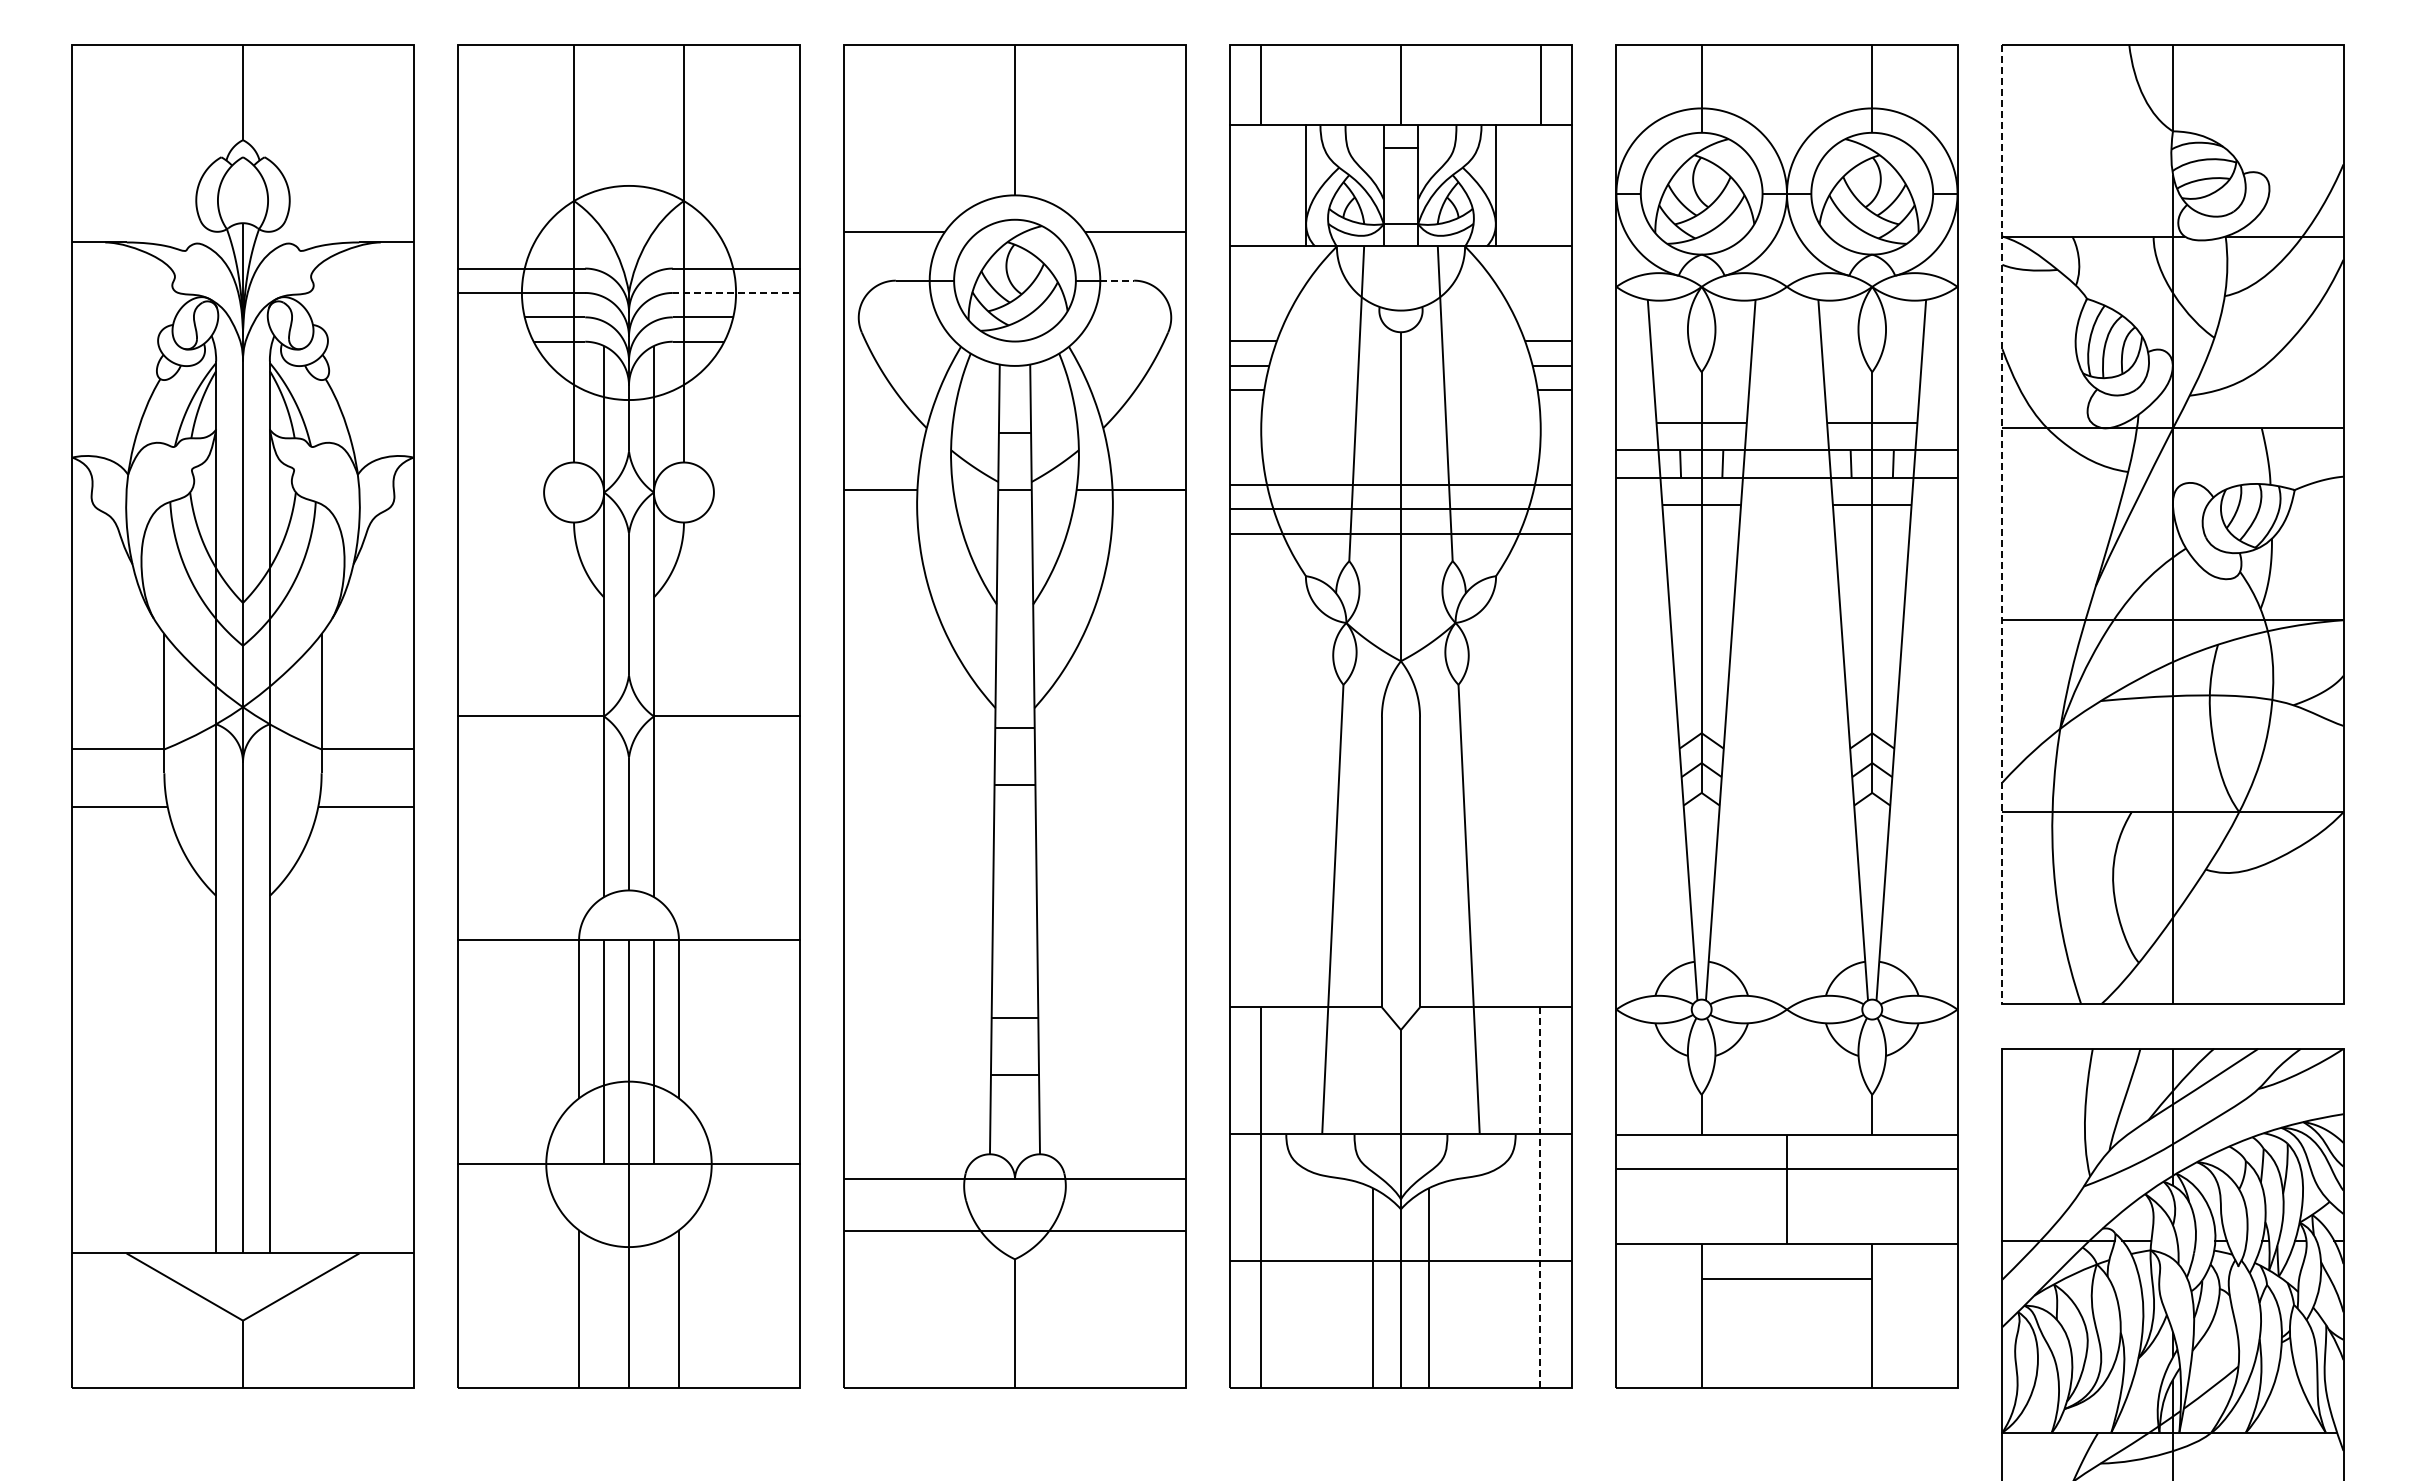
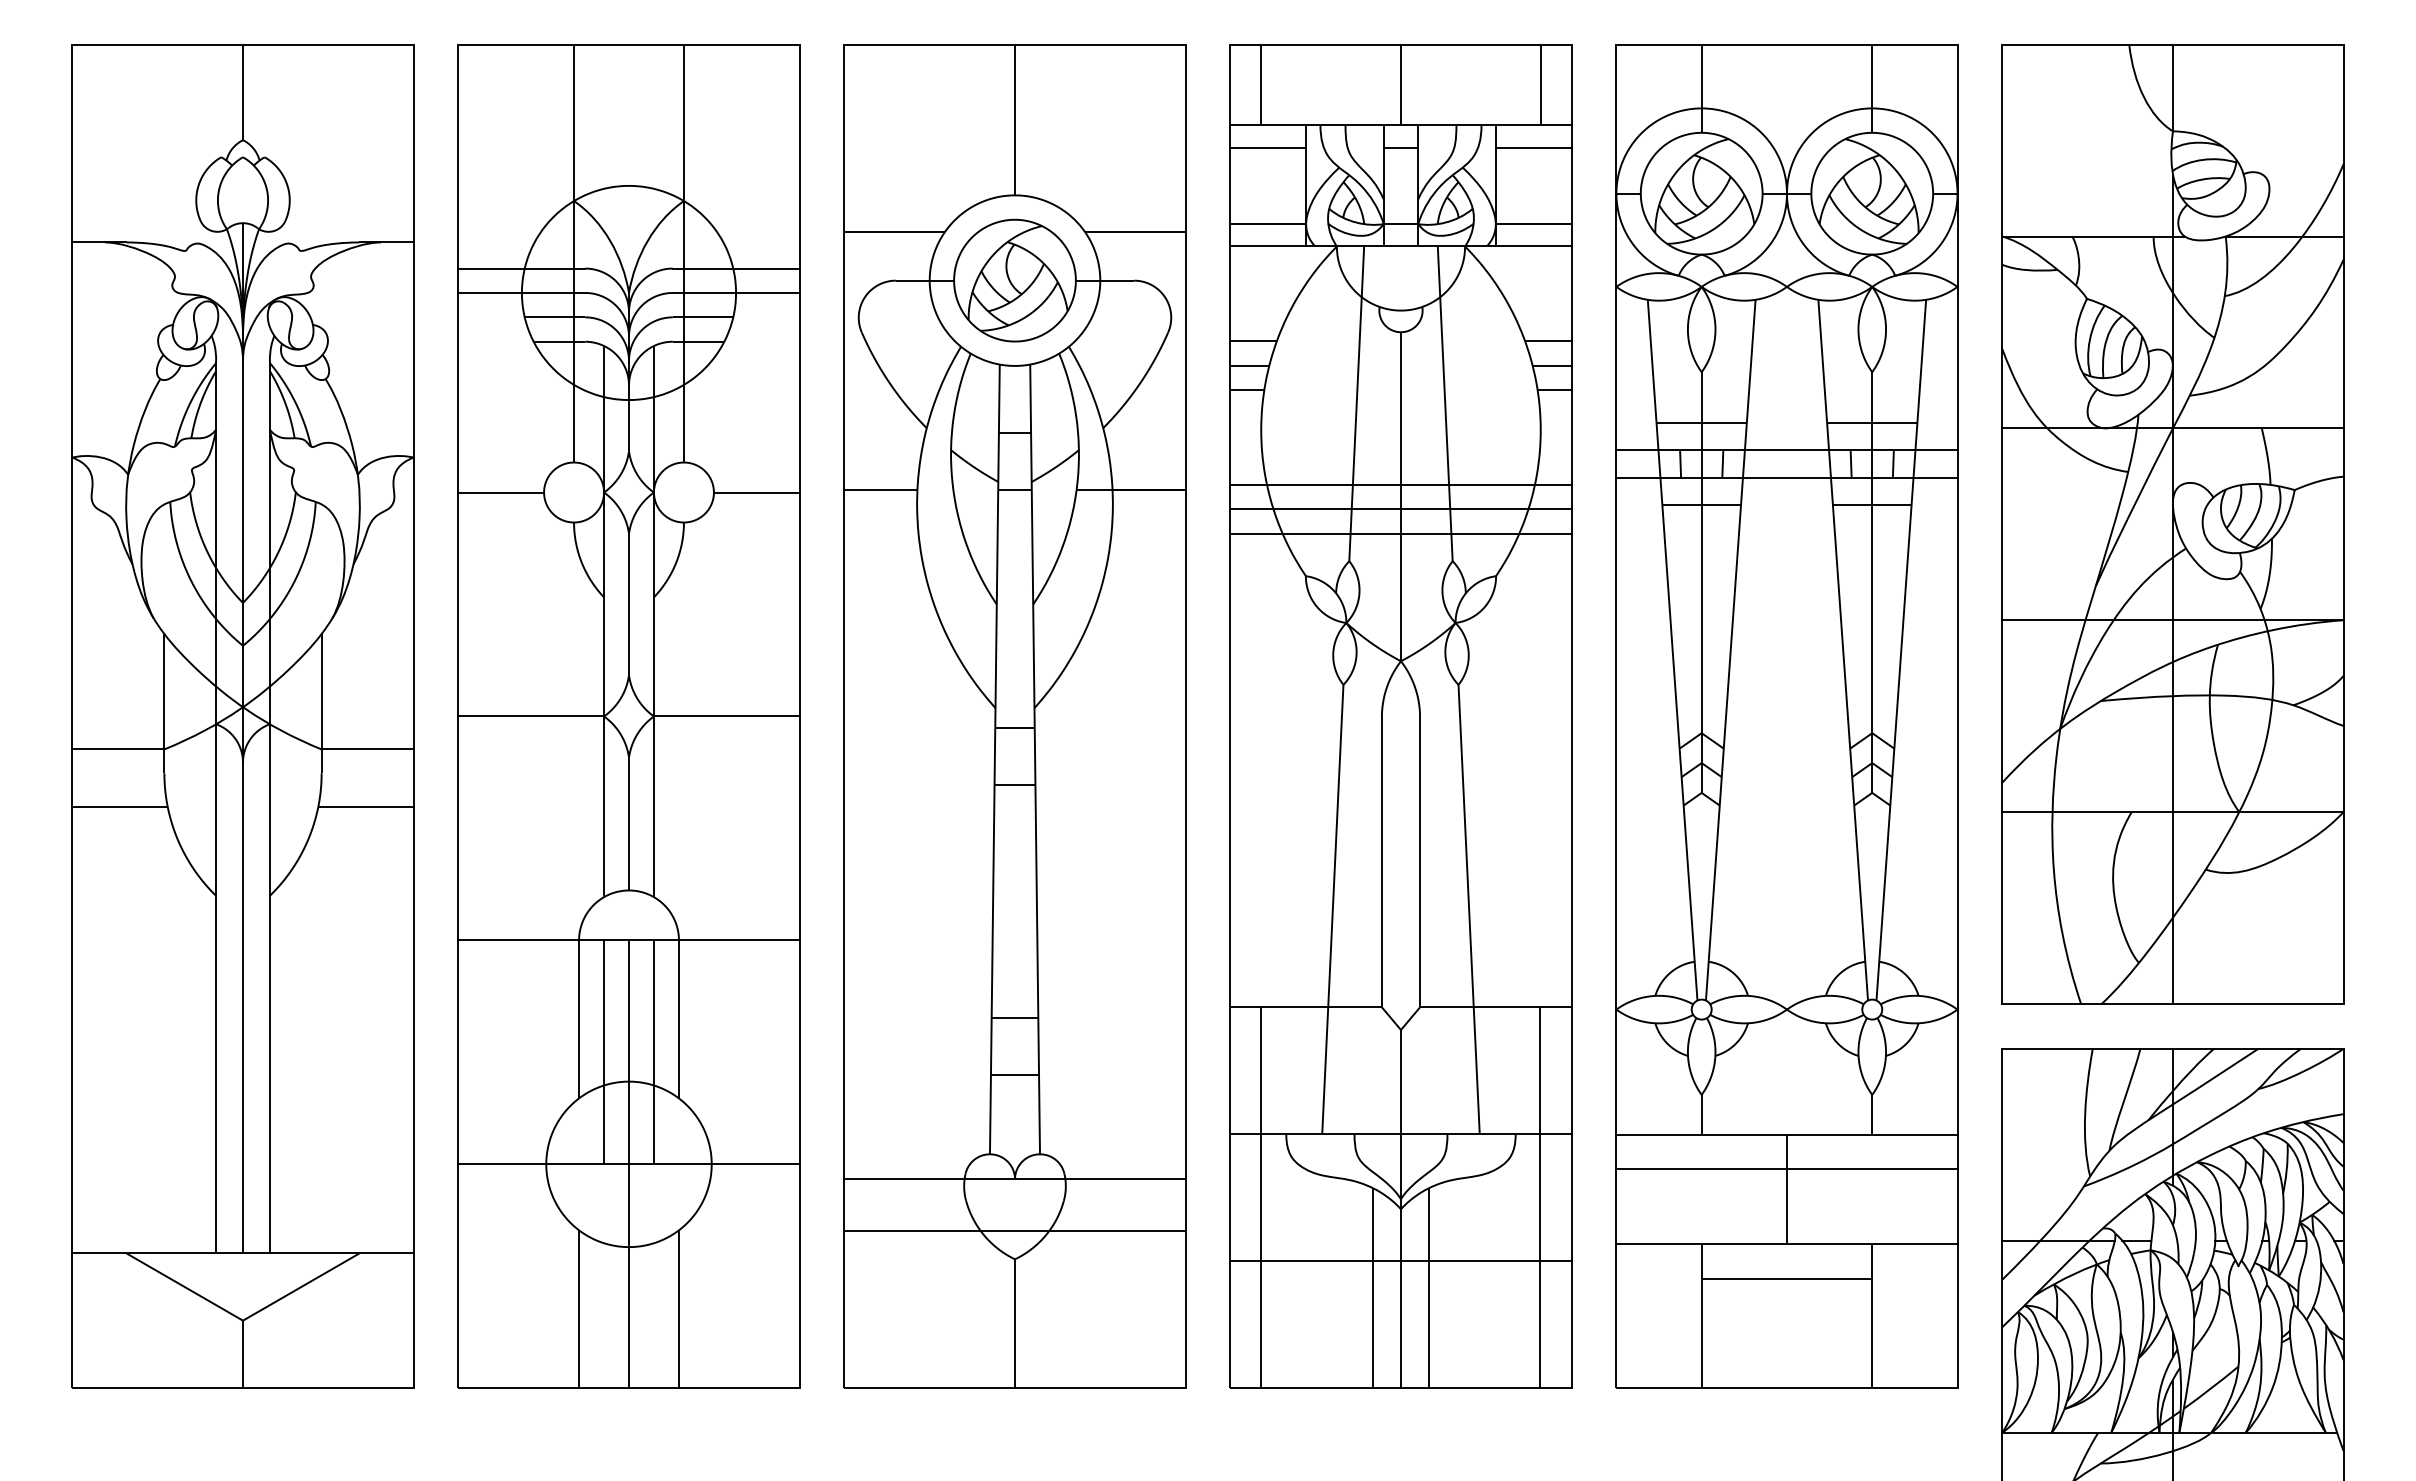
line: none -> present (1268, 147)
line: none -> present (1533, 147)
line: none -> present (1268, 224)
line: none -> present (1533, 224)
line: dashed -> solid (1117, 280)
line: dashed -> solid (735, 292)
line: none -> present (501, 492)
line: none -> present (756, 492)
line: dashed -> solid (2002, 524)
line: dashed -> solid (1539, 1198)
